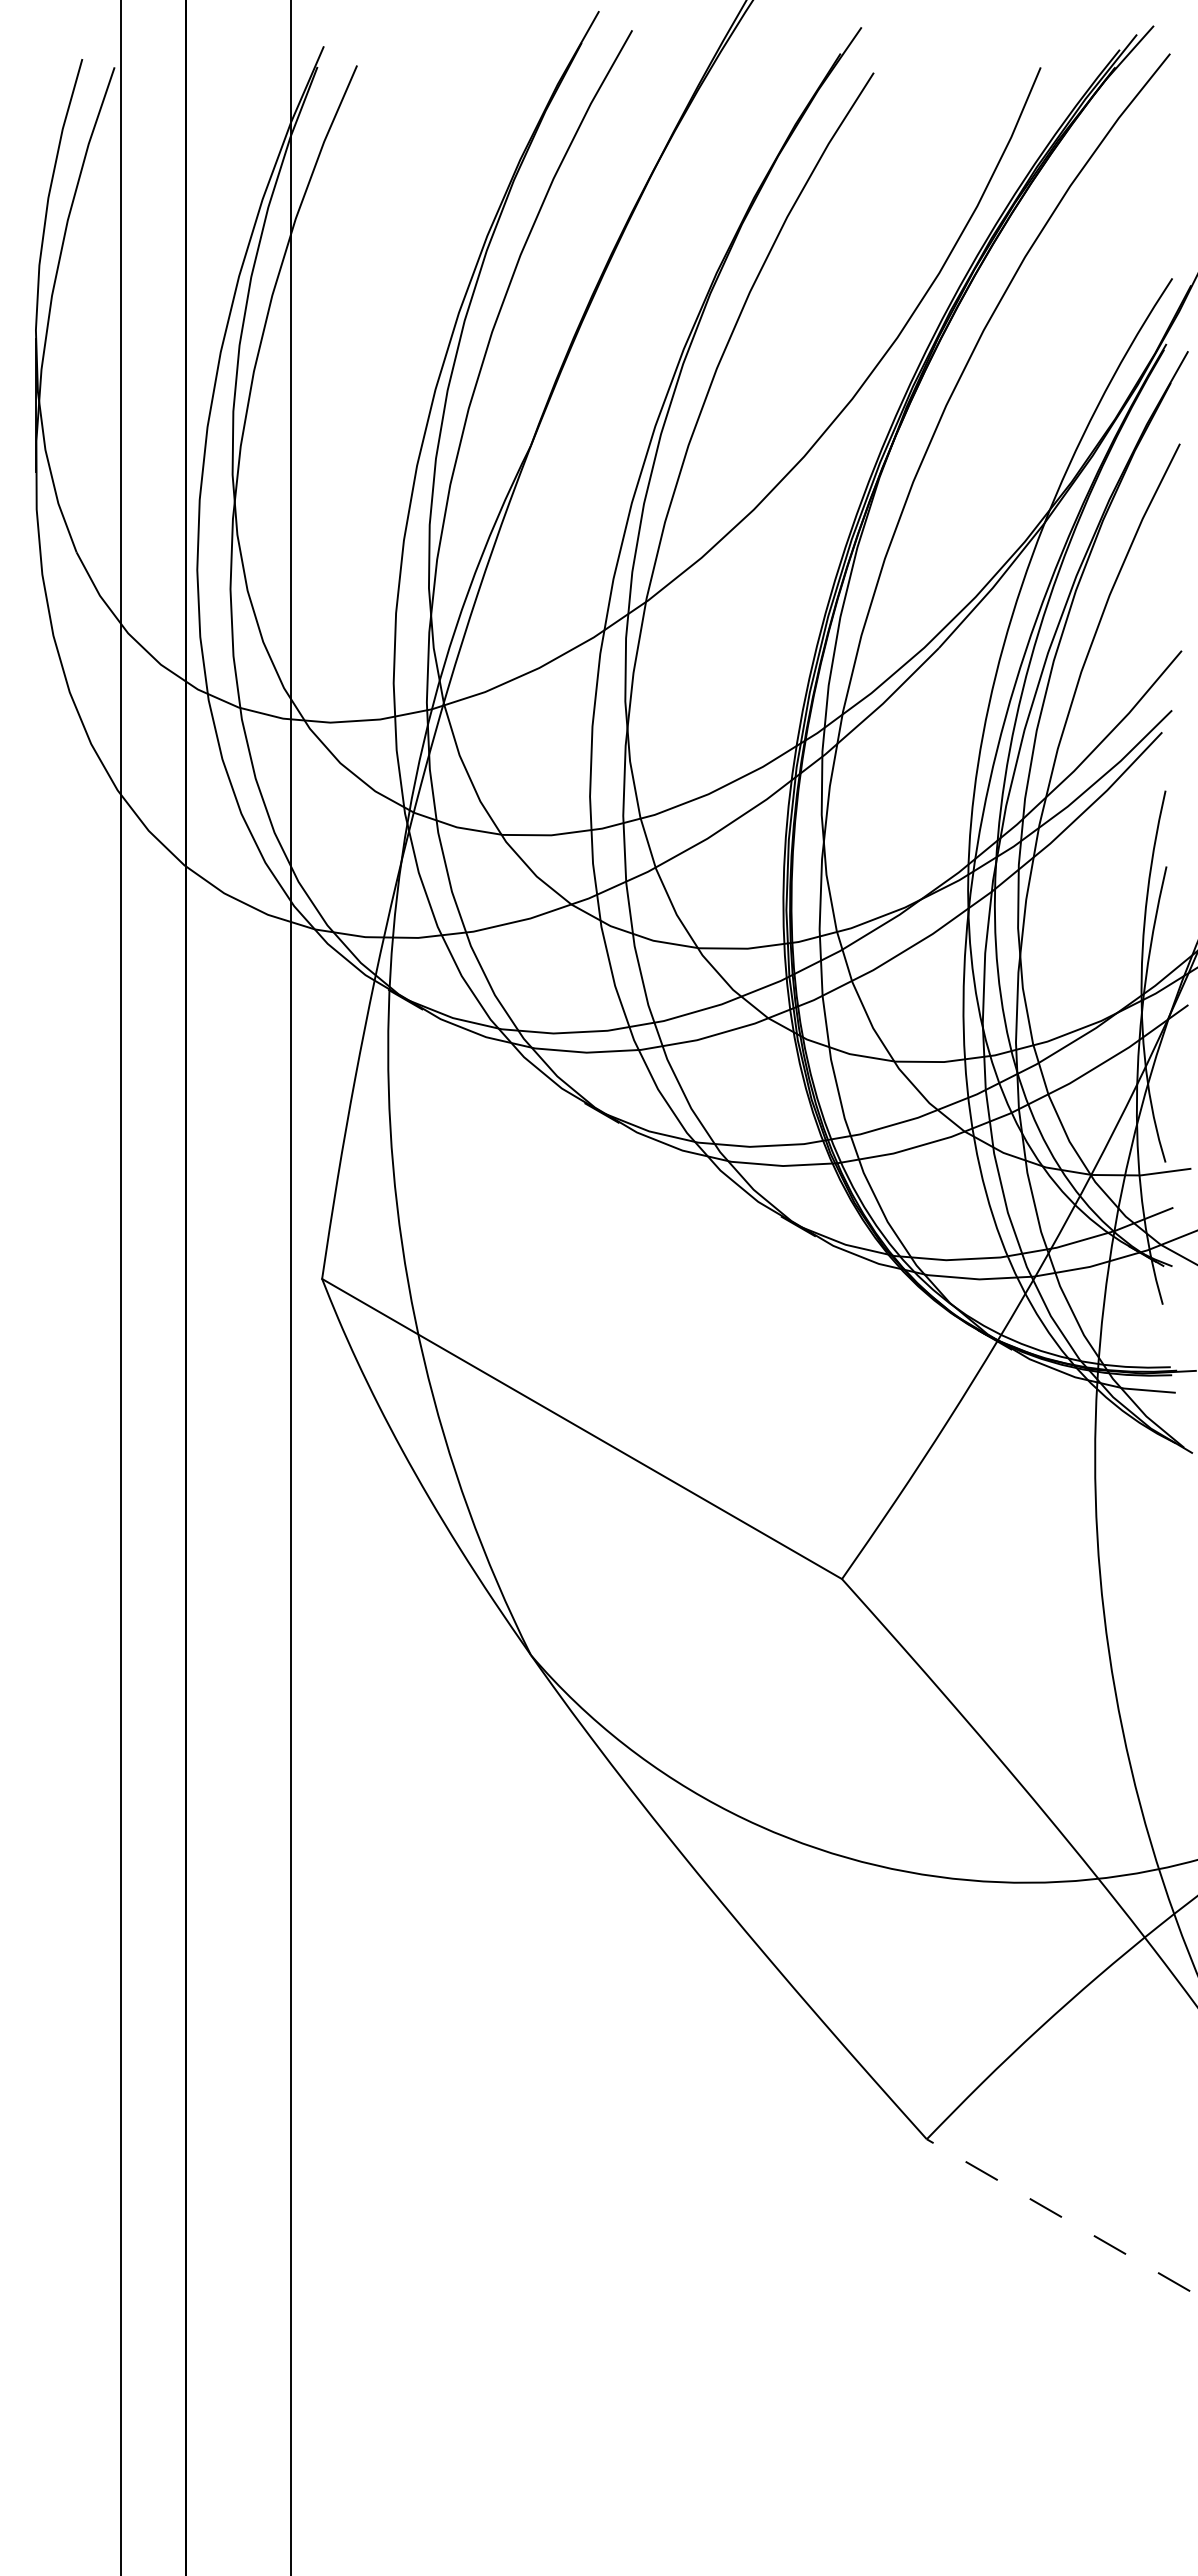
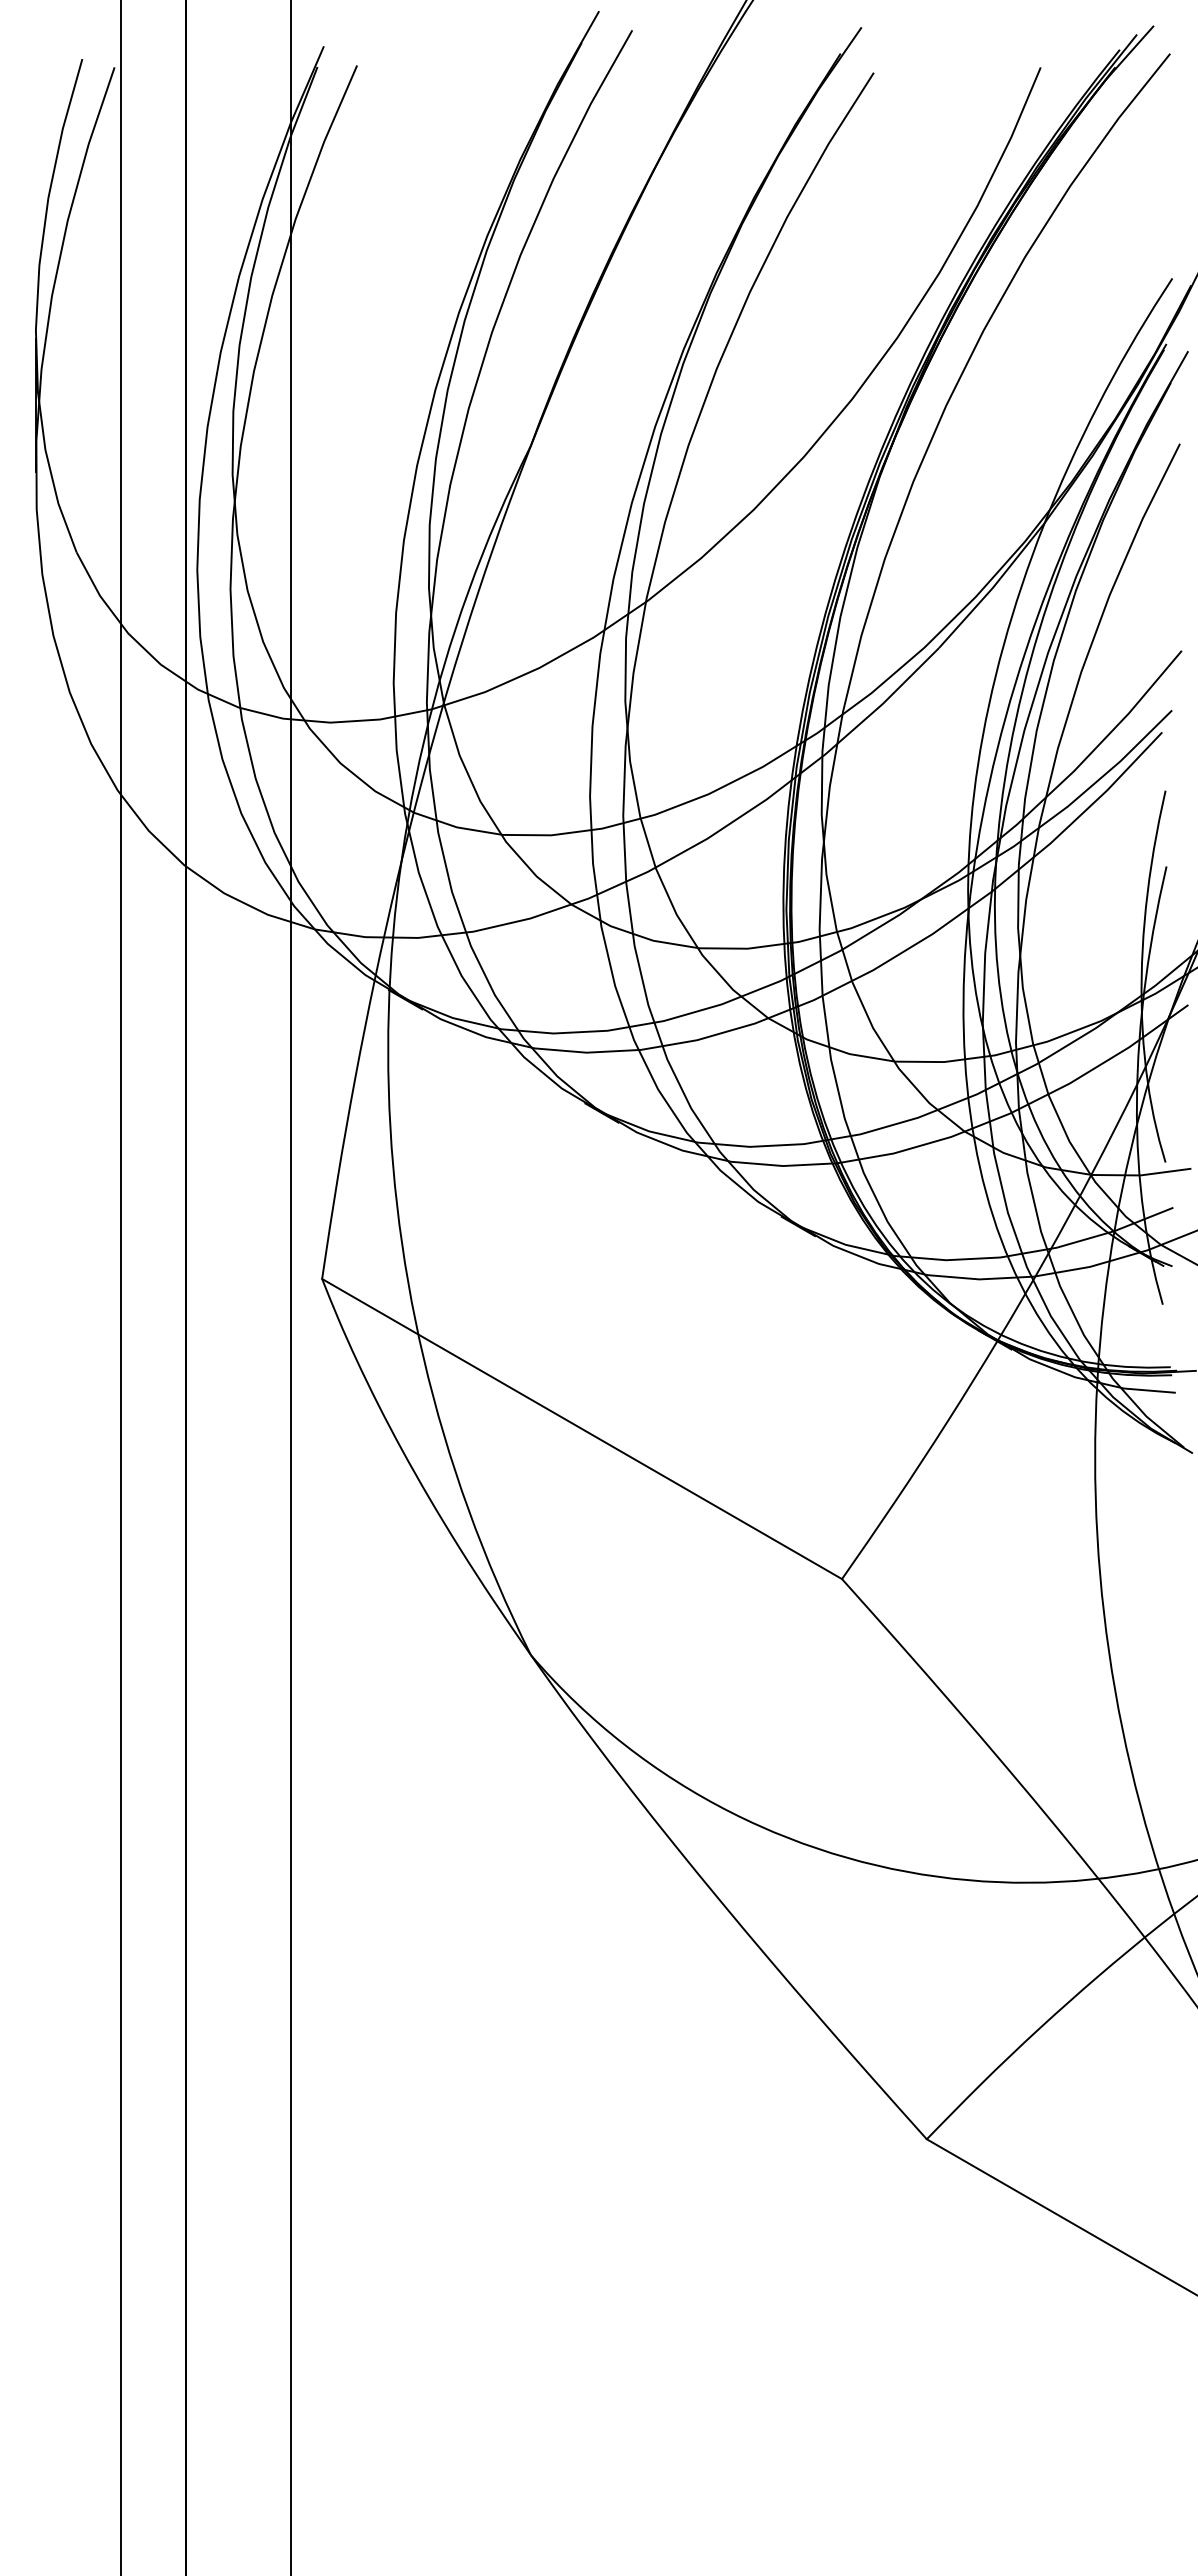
line: dashed -> solid (1061, 2217)
